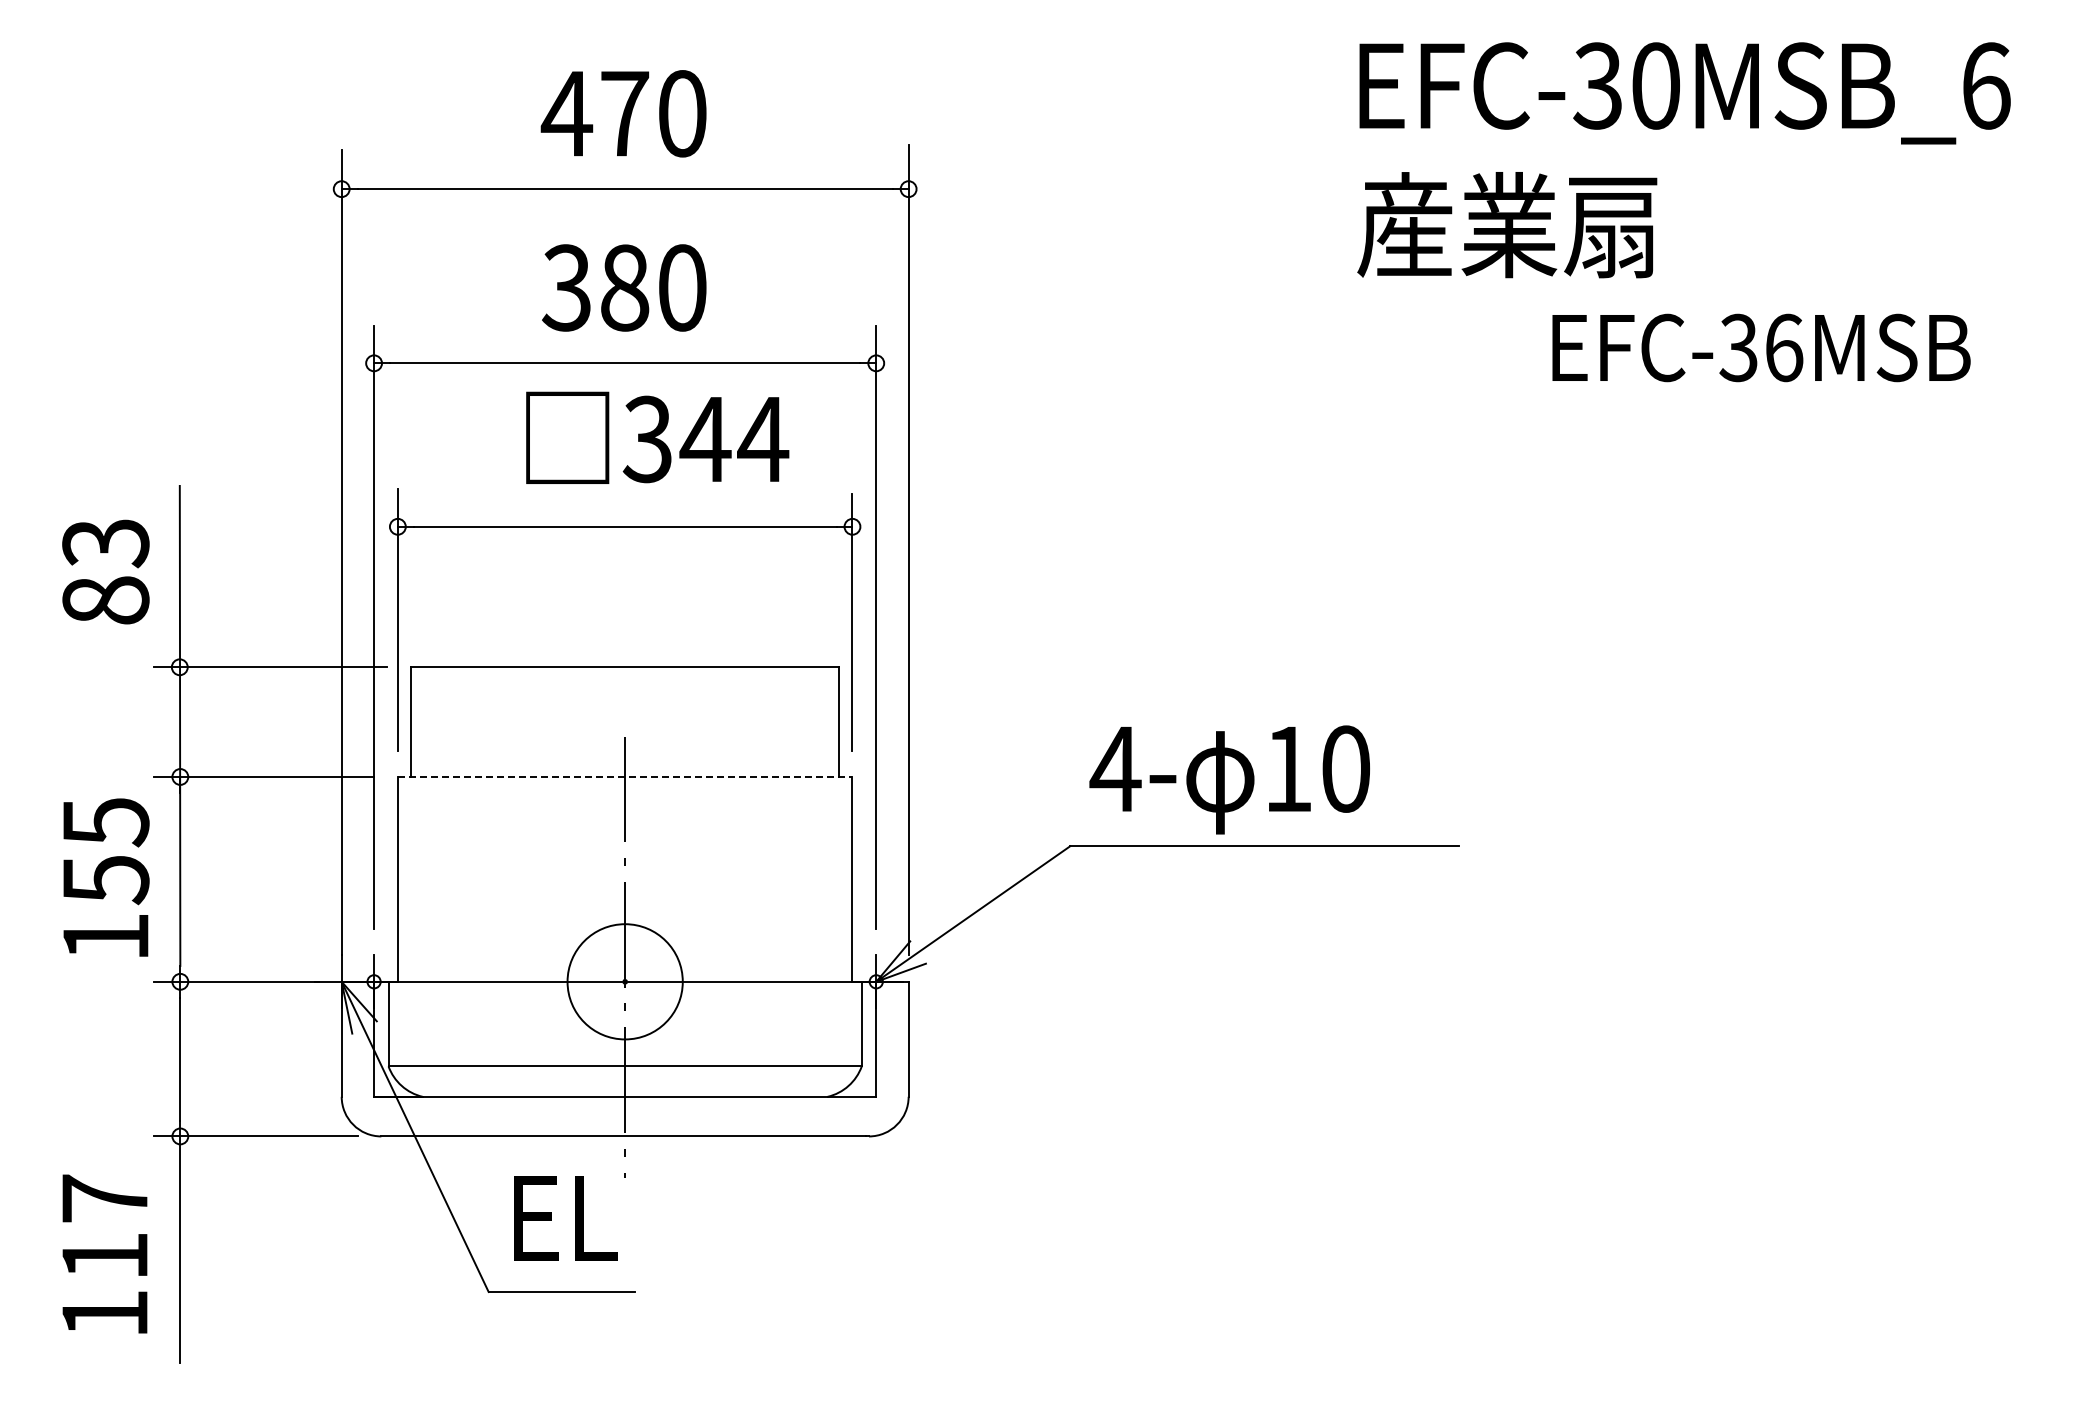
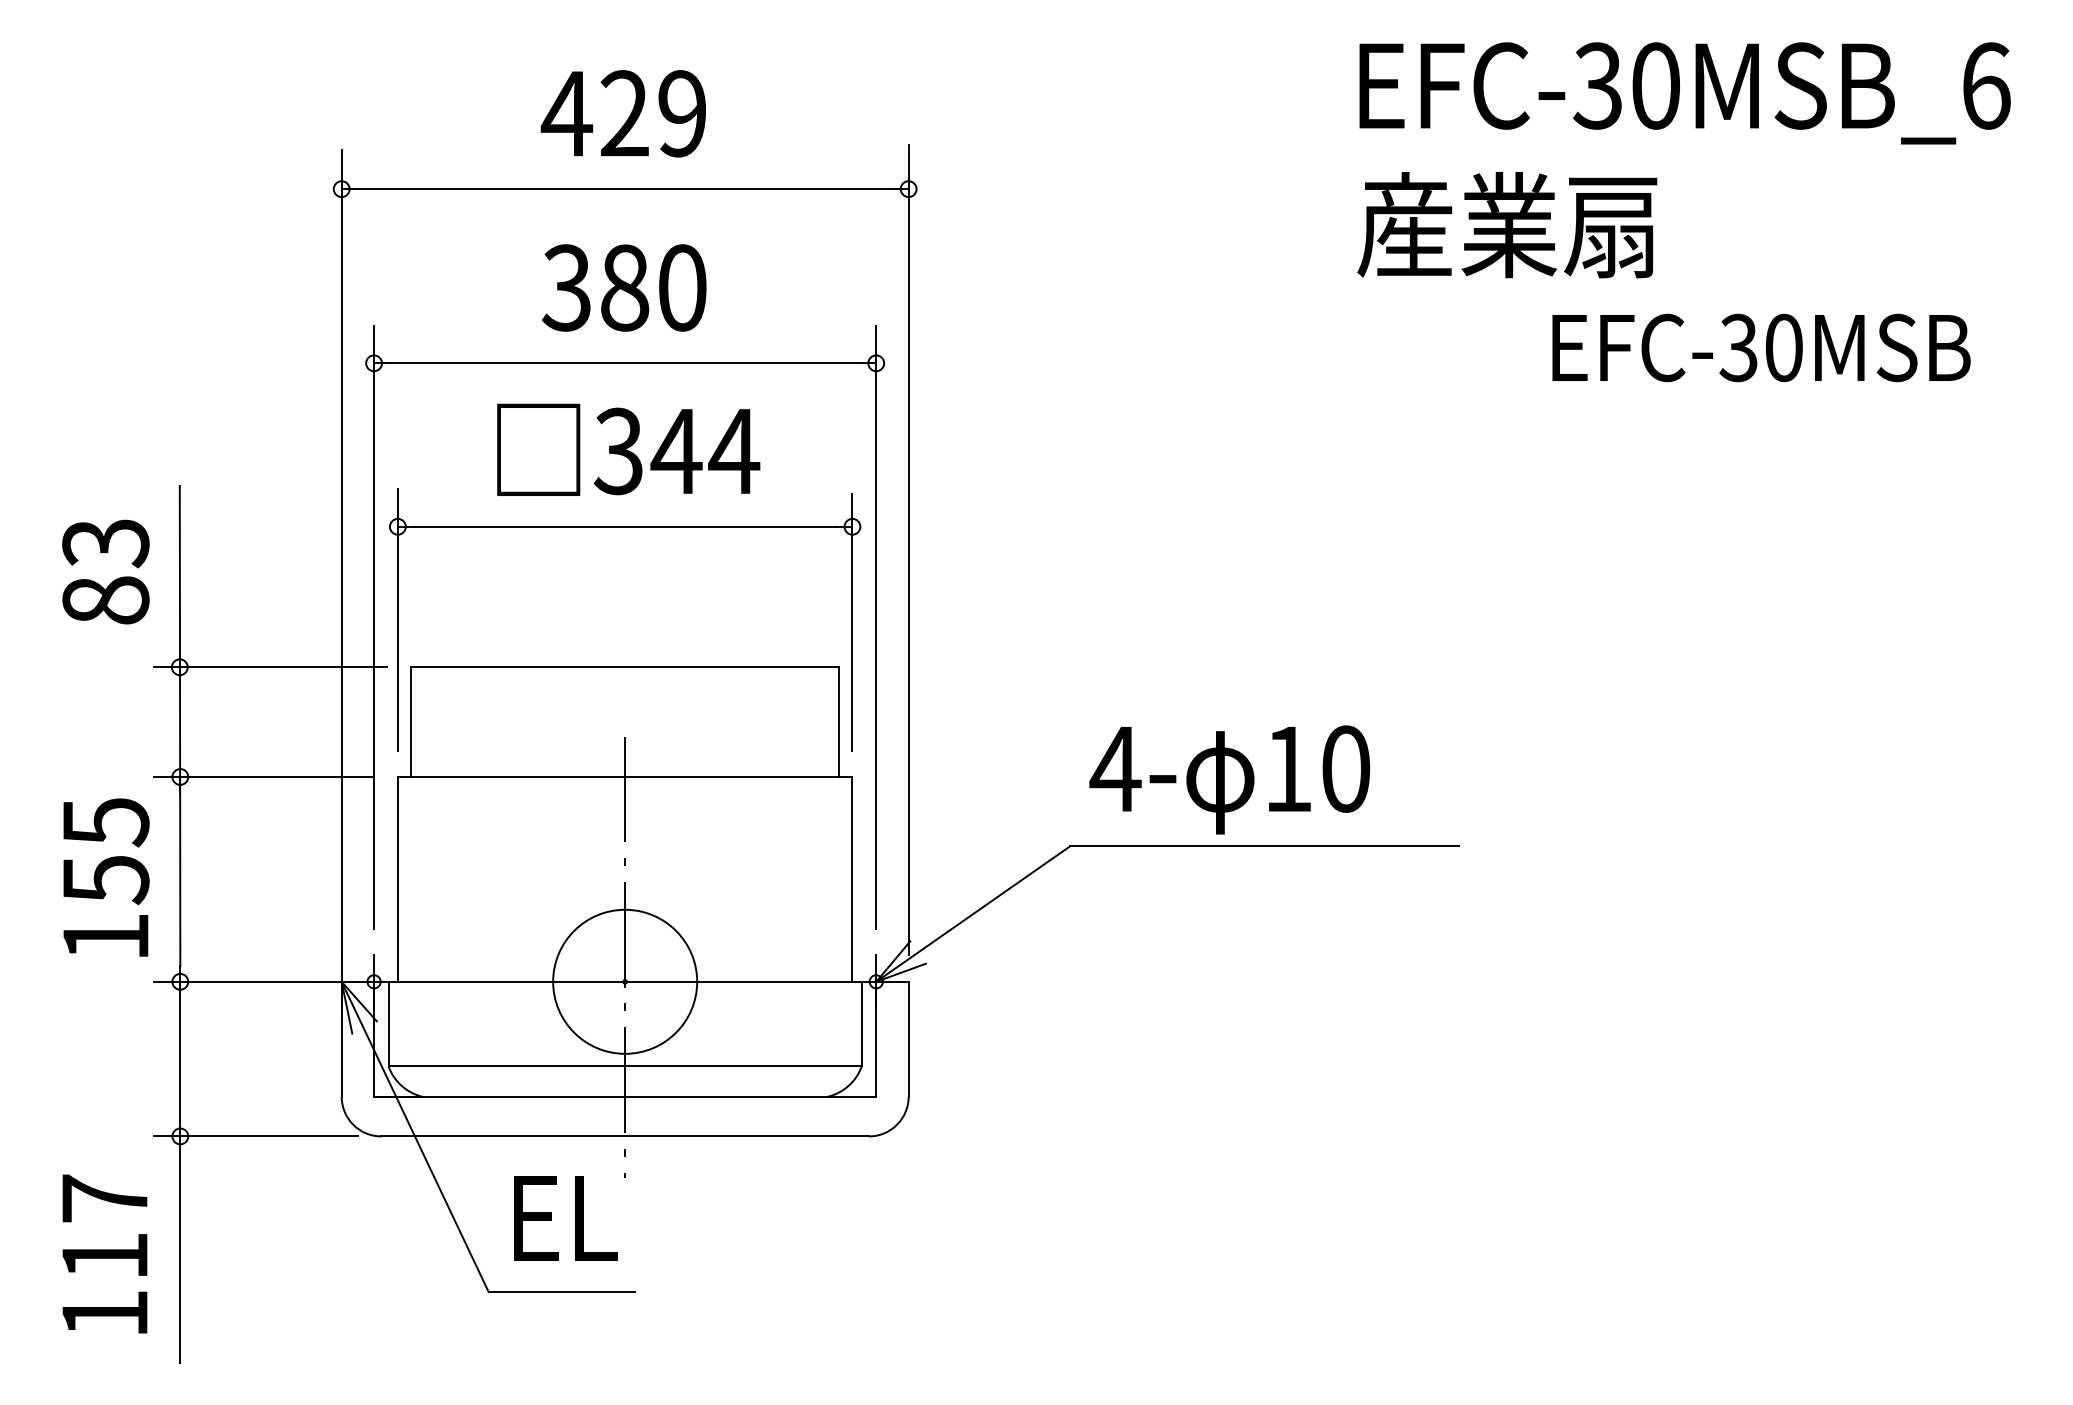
text: 470 -> 429 (653, 113)
text: EFC-36MSB -> EFC-30MSB (1784, 347)
text position: (657, 437) -> (628, 449) (628, 449)
line: dashed -> solid (625, 776)
circle diameter: 115 px -> 144 px (625, 981)
